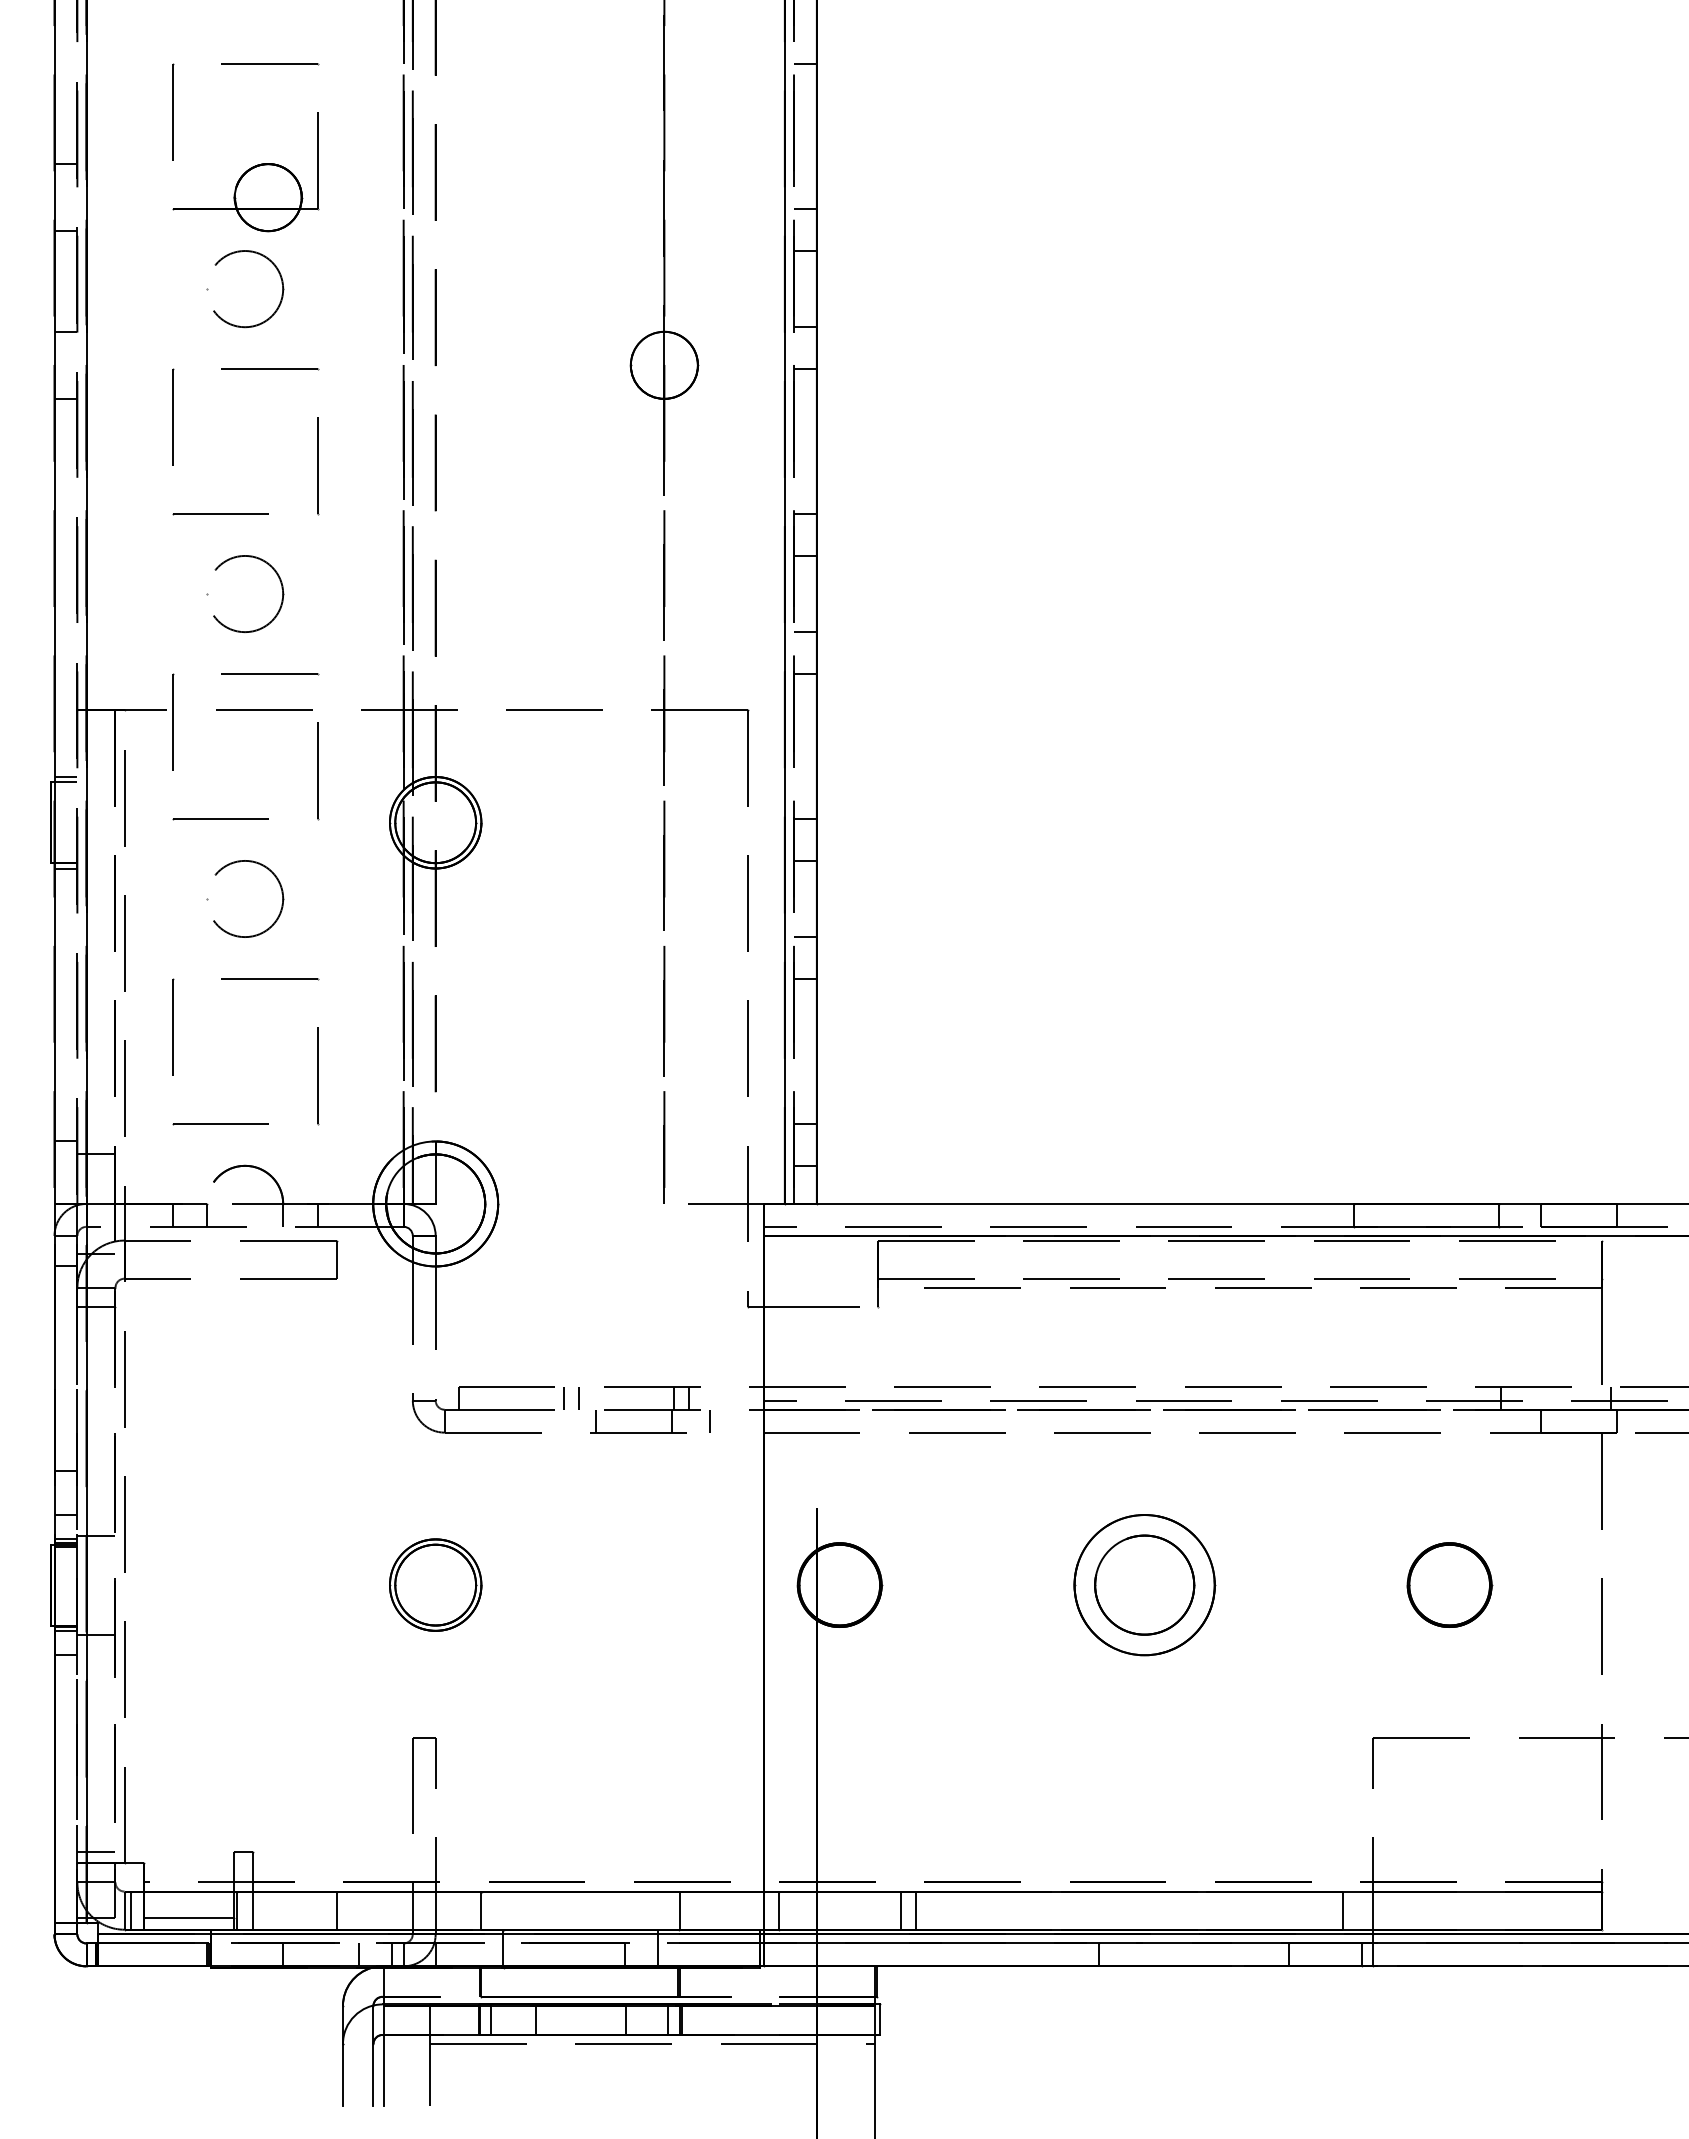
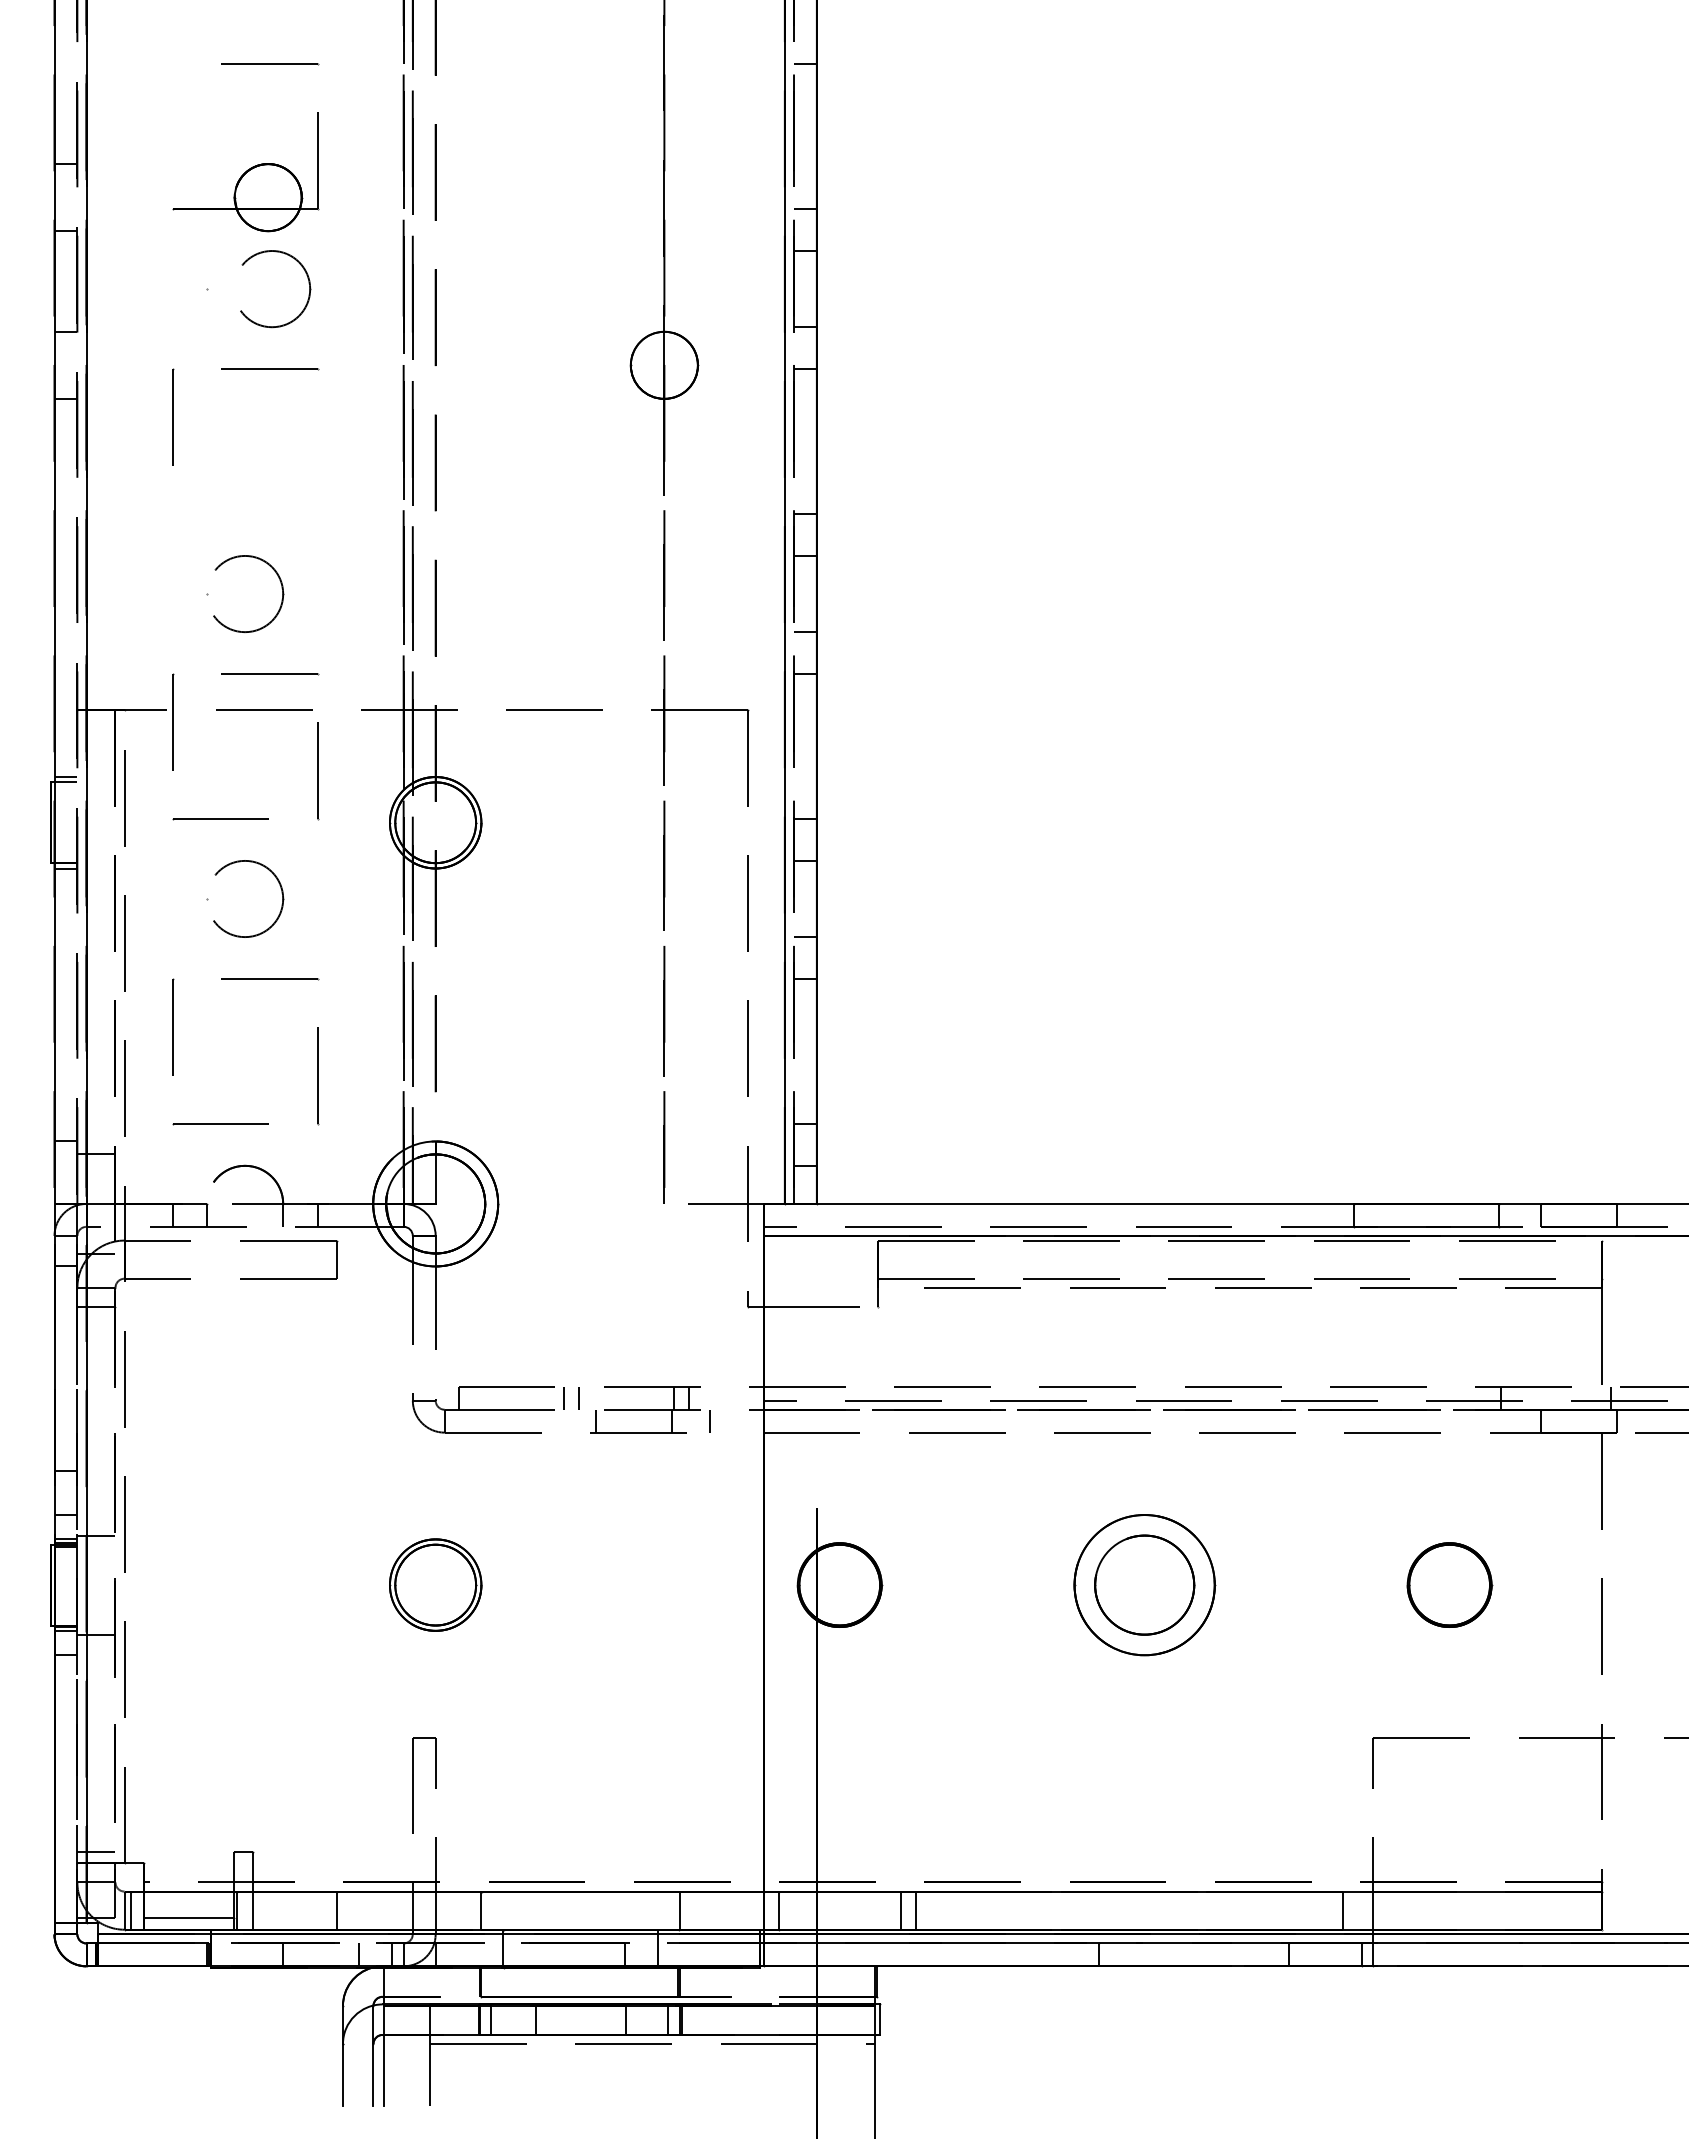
line: present -> none (173, 111)
part position: (281, 294) -> (308, 294) (308, 294)
line: present -> none (318, 466)
line: present -> none (220, 514)
